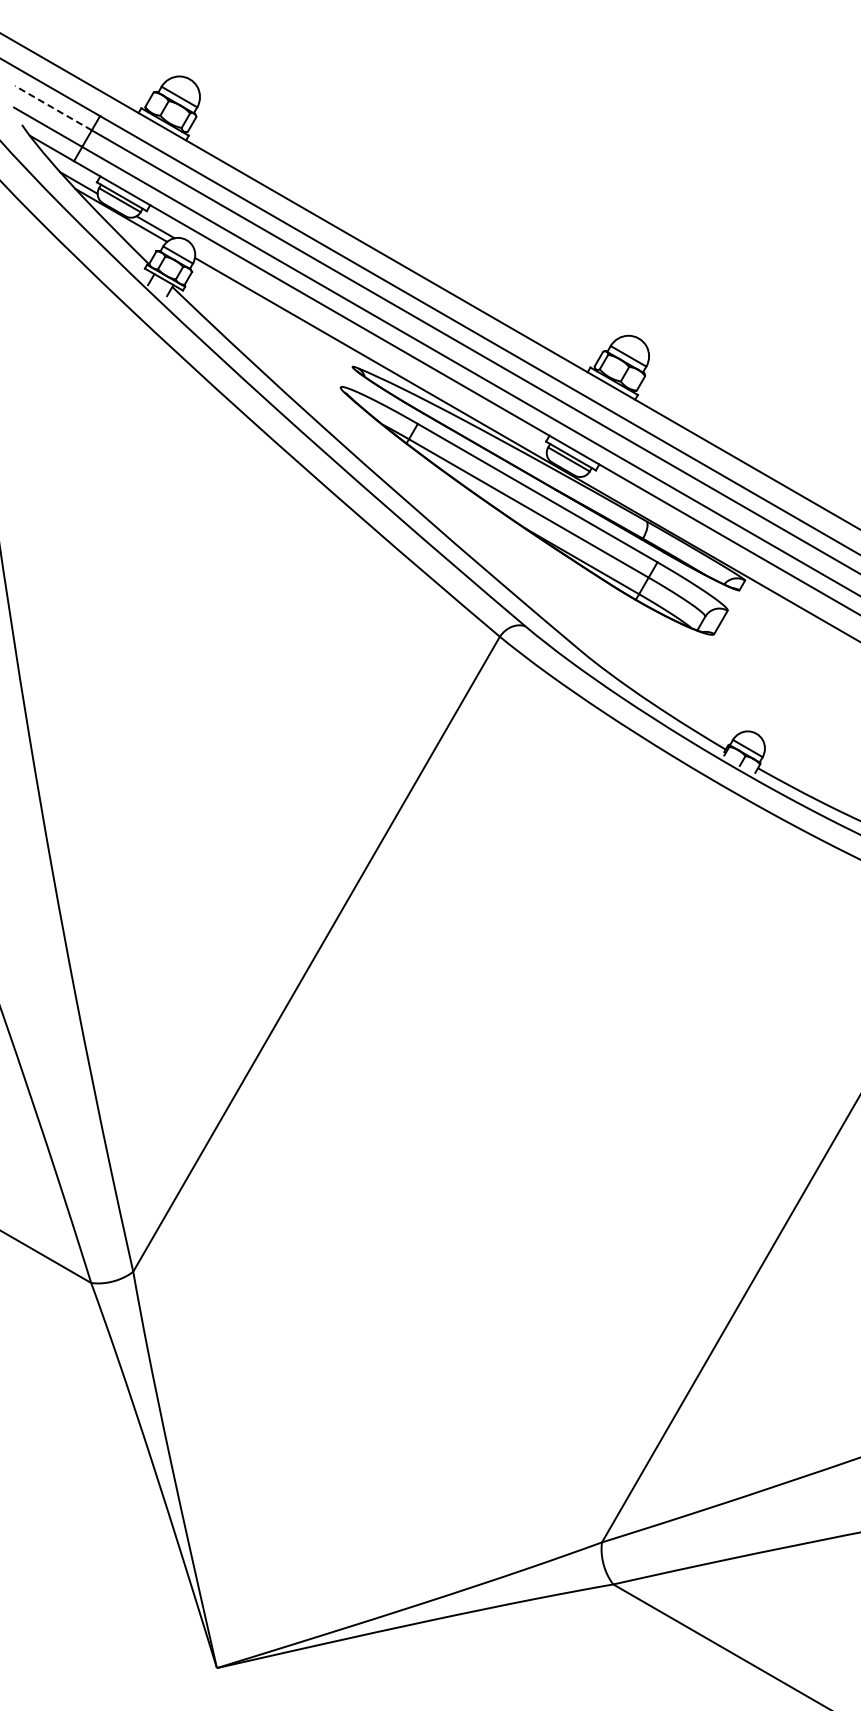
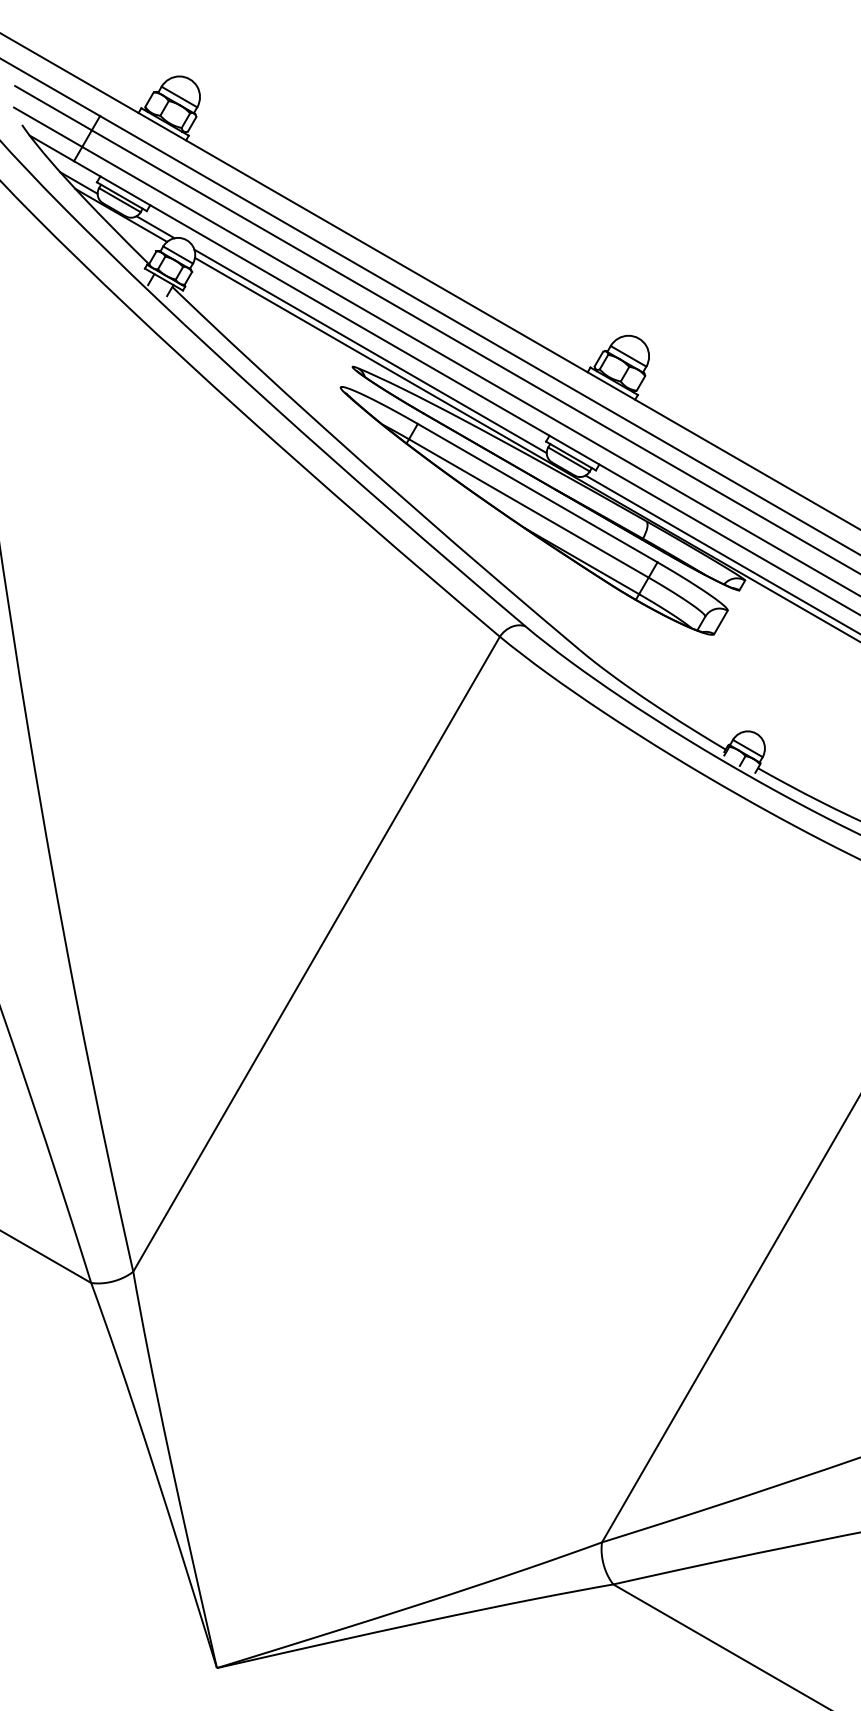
line: dashed -> solid (53, 107)
line: none -> present (370, 351)
line: none -> present (721, 553)
